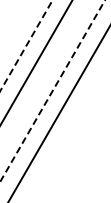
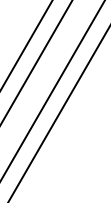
line: dashed -> solid (26, 46)
line: dashed -> solid (52, 91)
